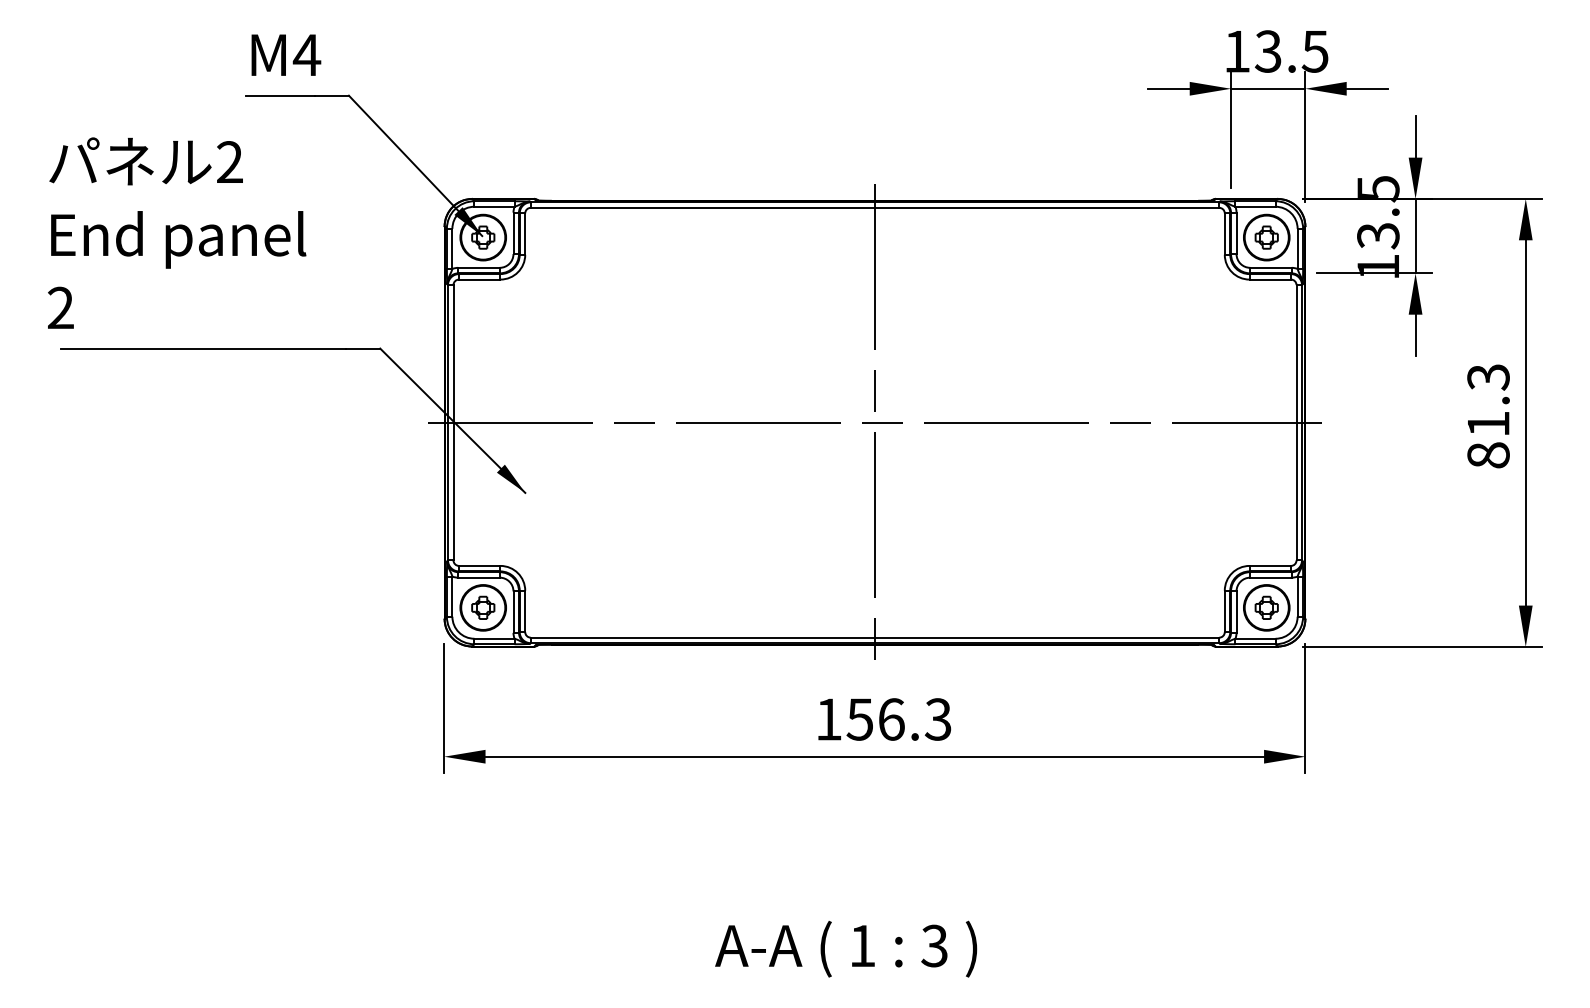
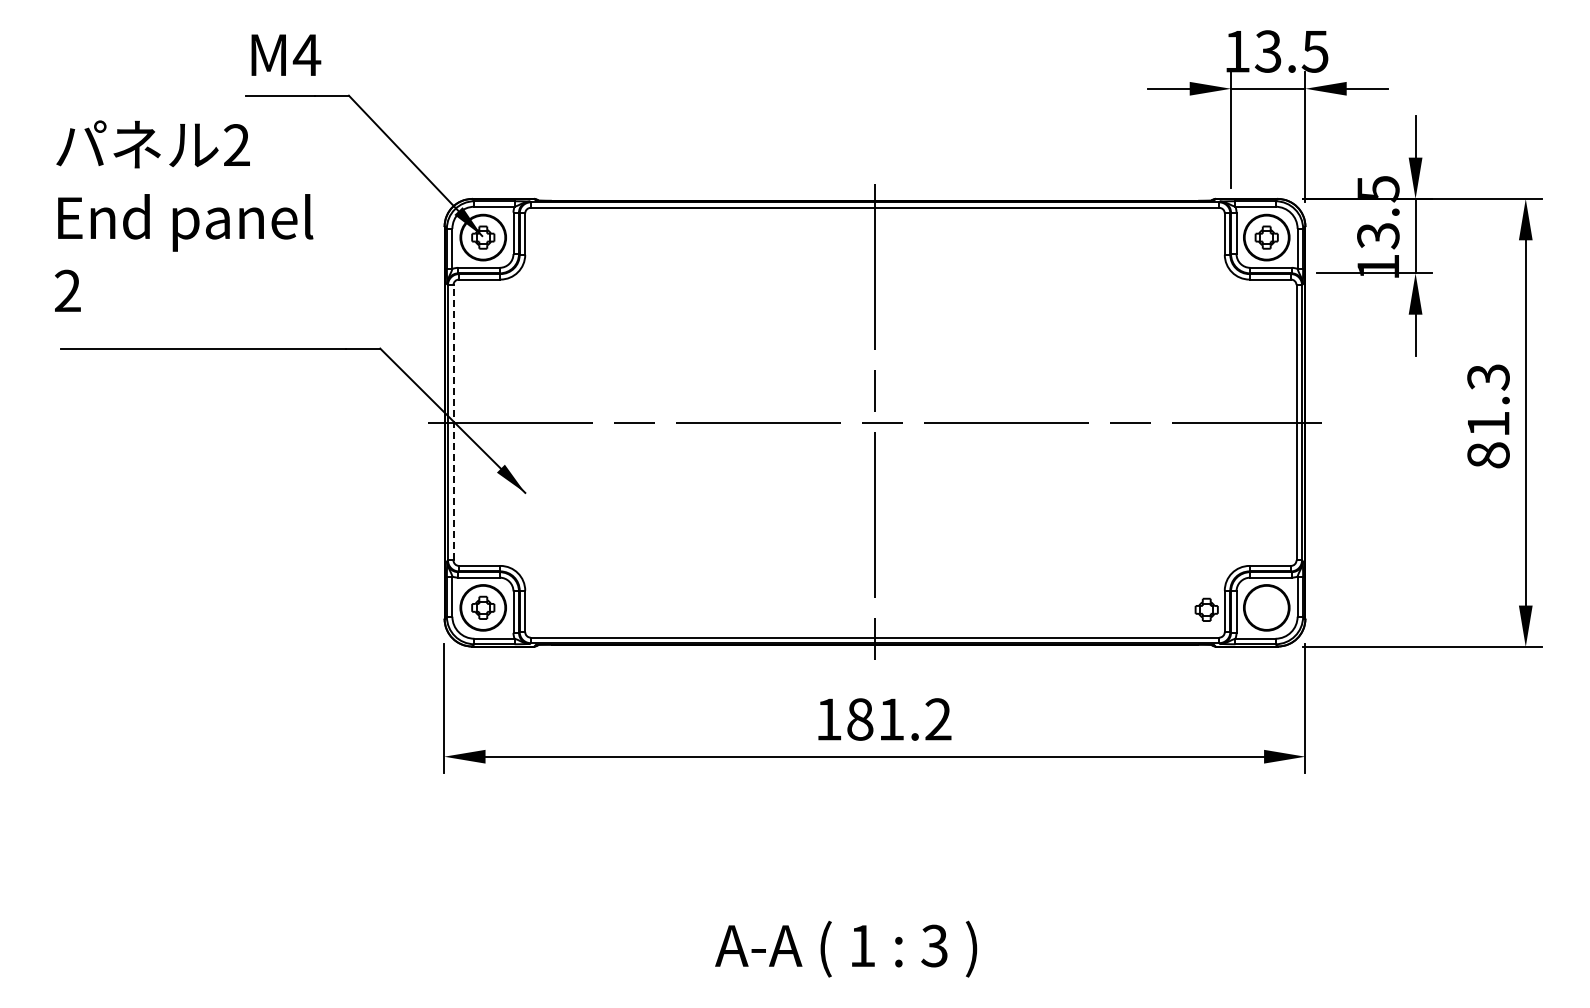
text position: (177, 232) -> (184, 215) (184, 215)
line: solid -> dashed (453, 422)
part position: (1266, 607) -> (1206, 609) (1206, 609)
text: 156.3 -> 181.2 (898, 719)
